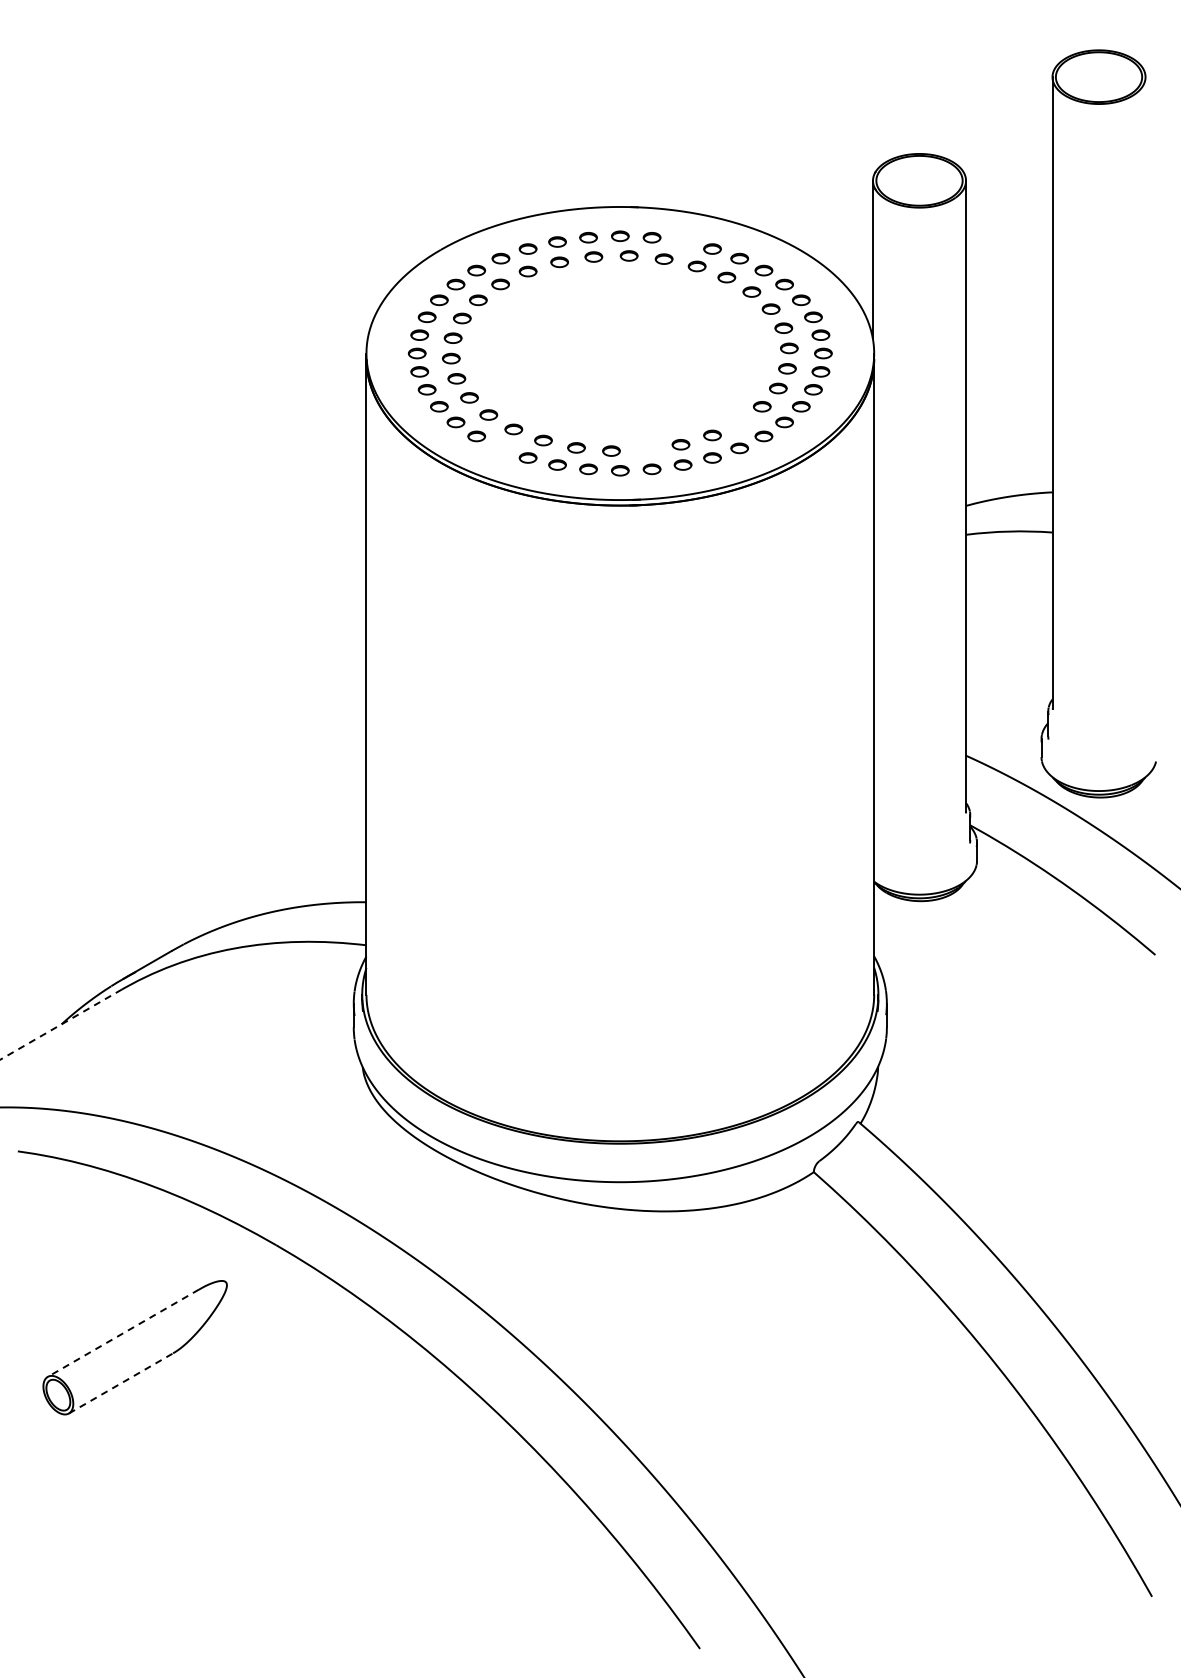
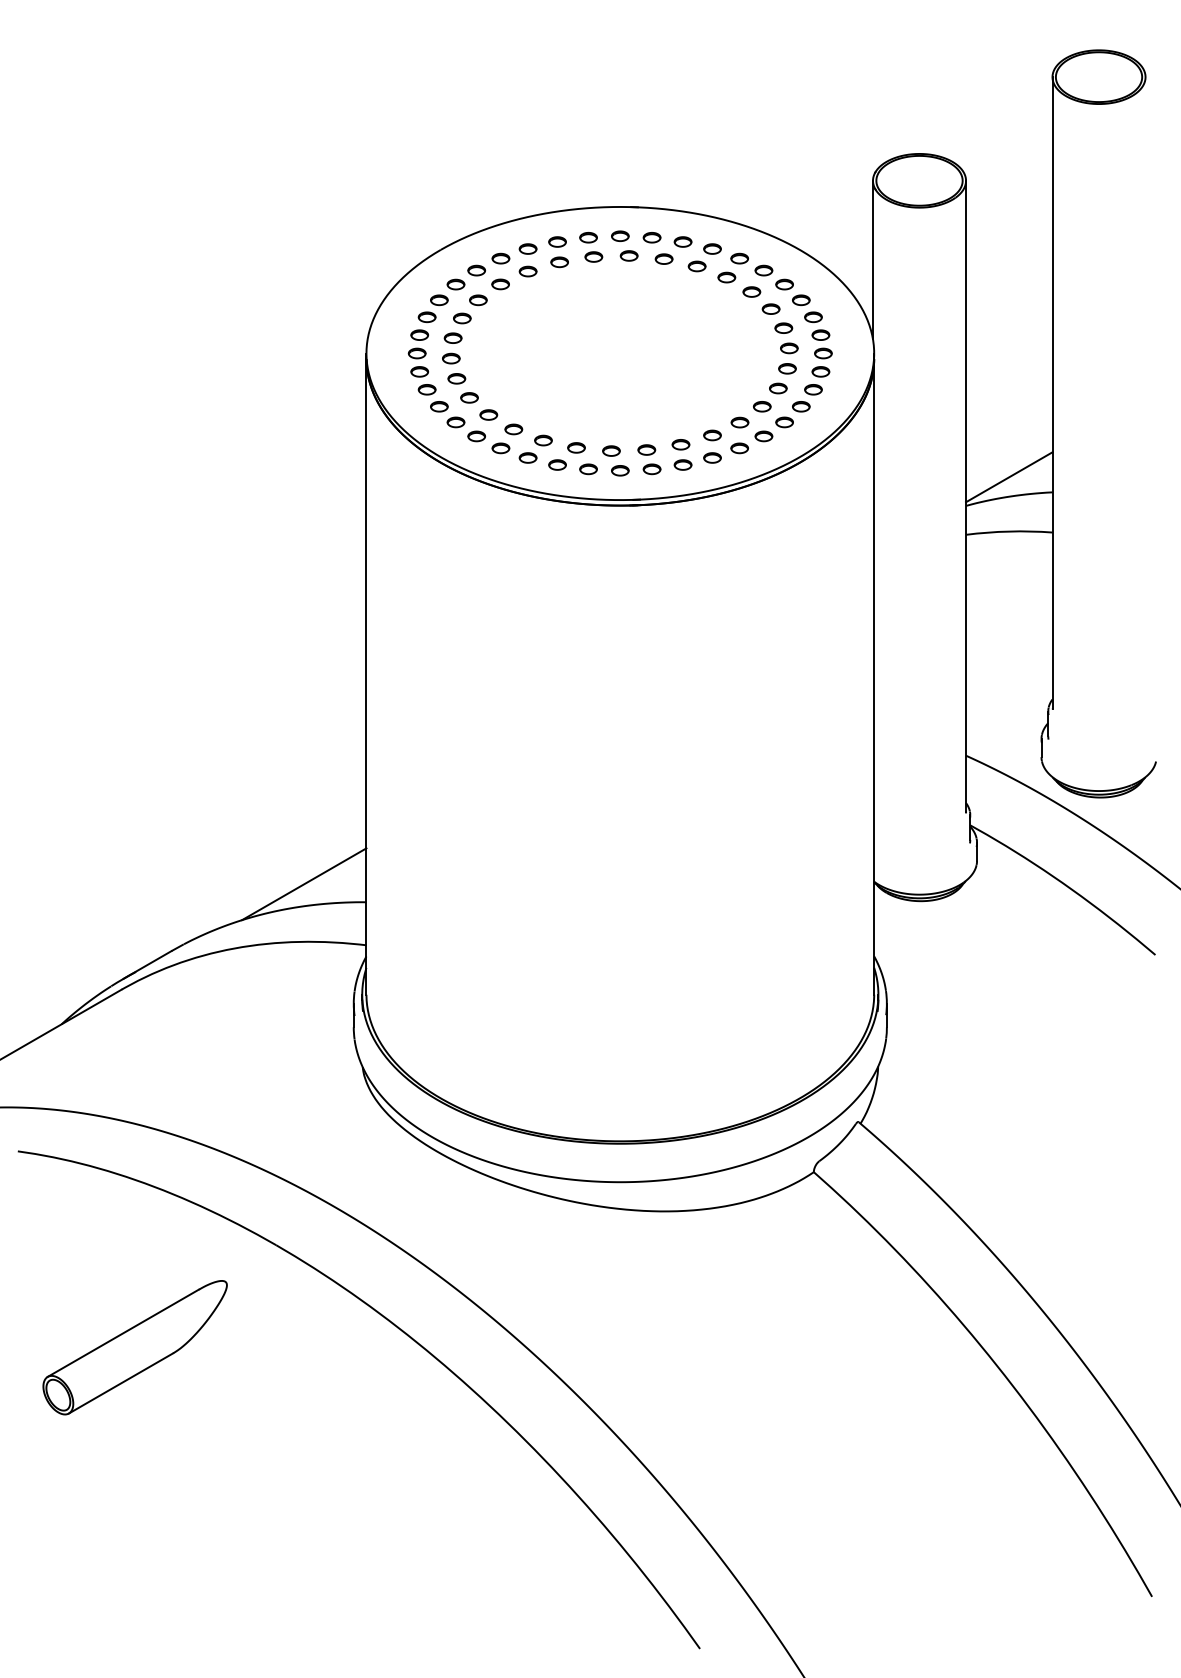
part: none -> present (682, 241)
part: none -> present (739, 422)
part: none -> present (500, 448)
part: none -> present (646, 449)
line: none -> present (1009, 477)
line: none -> present (304, 884)
line: dashed -> solid (61, 1024)
line: dashed -> solid (122, 1333)
line: dashed -> solid (121, 1383)
